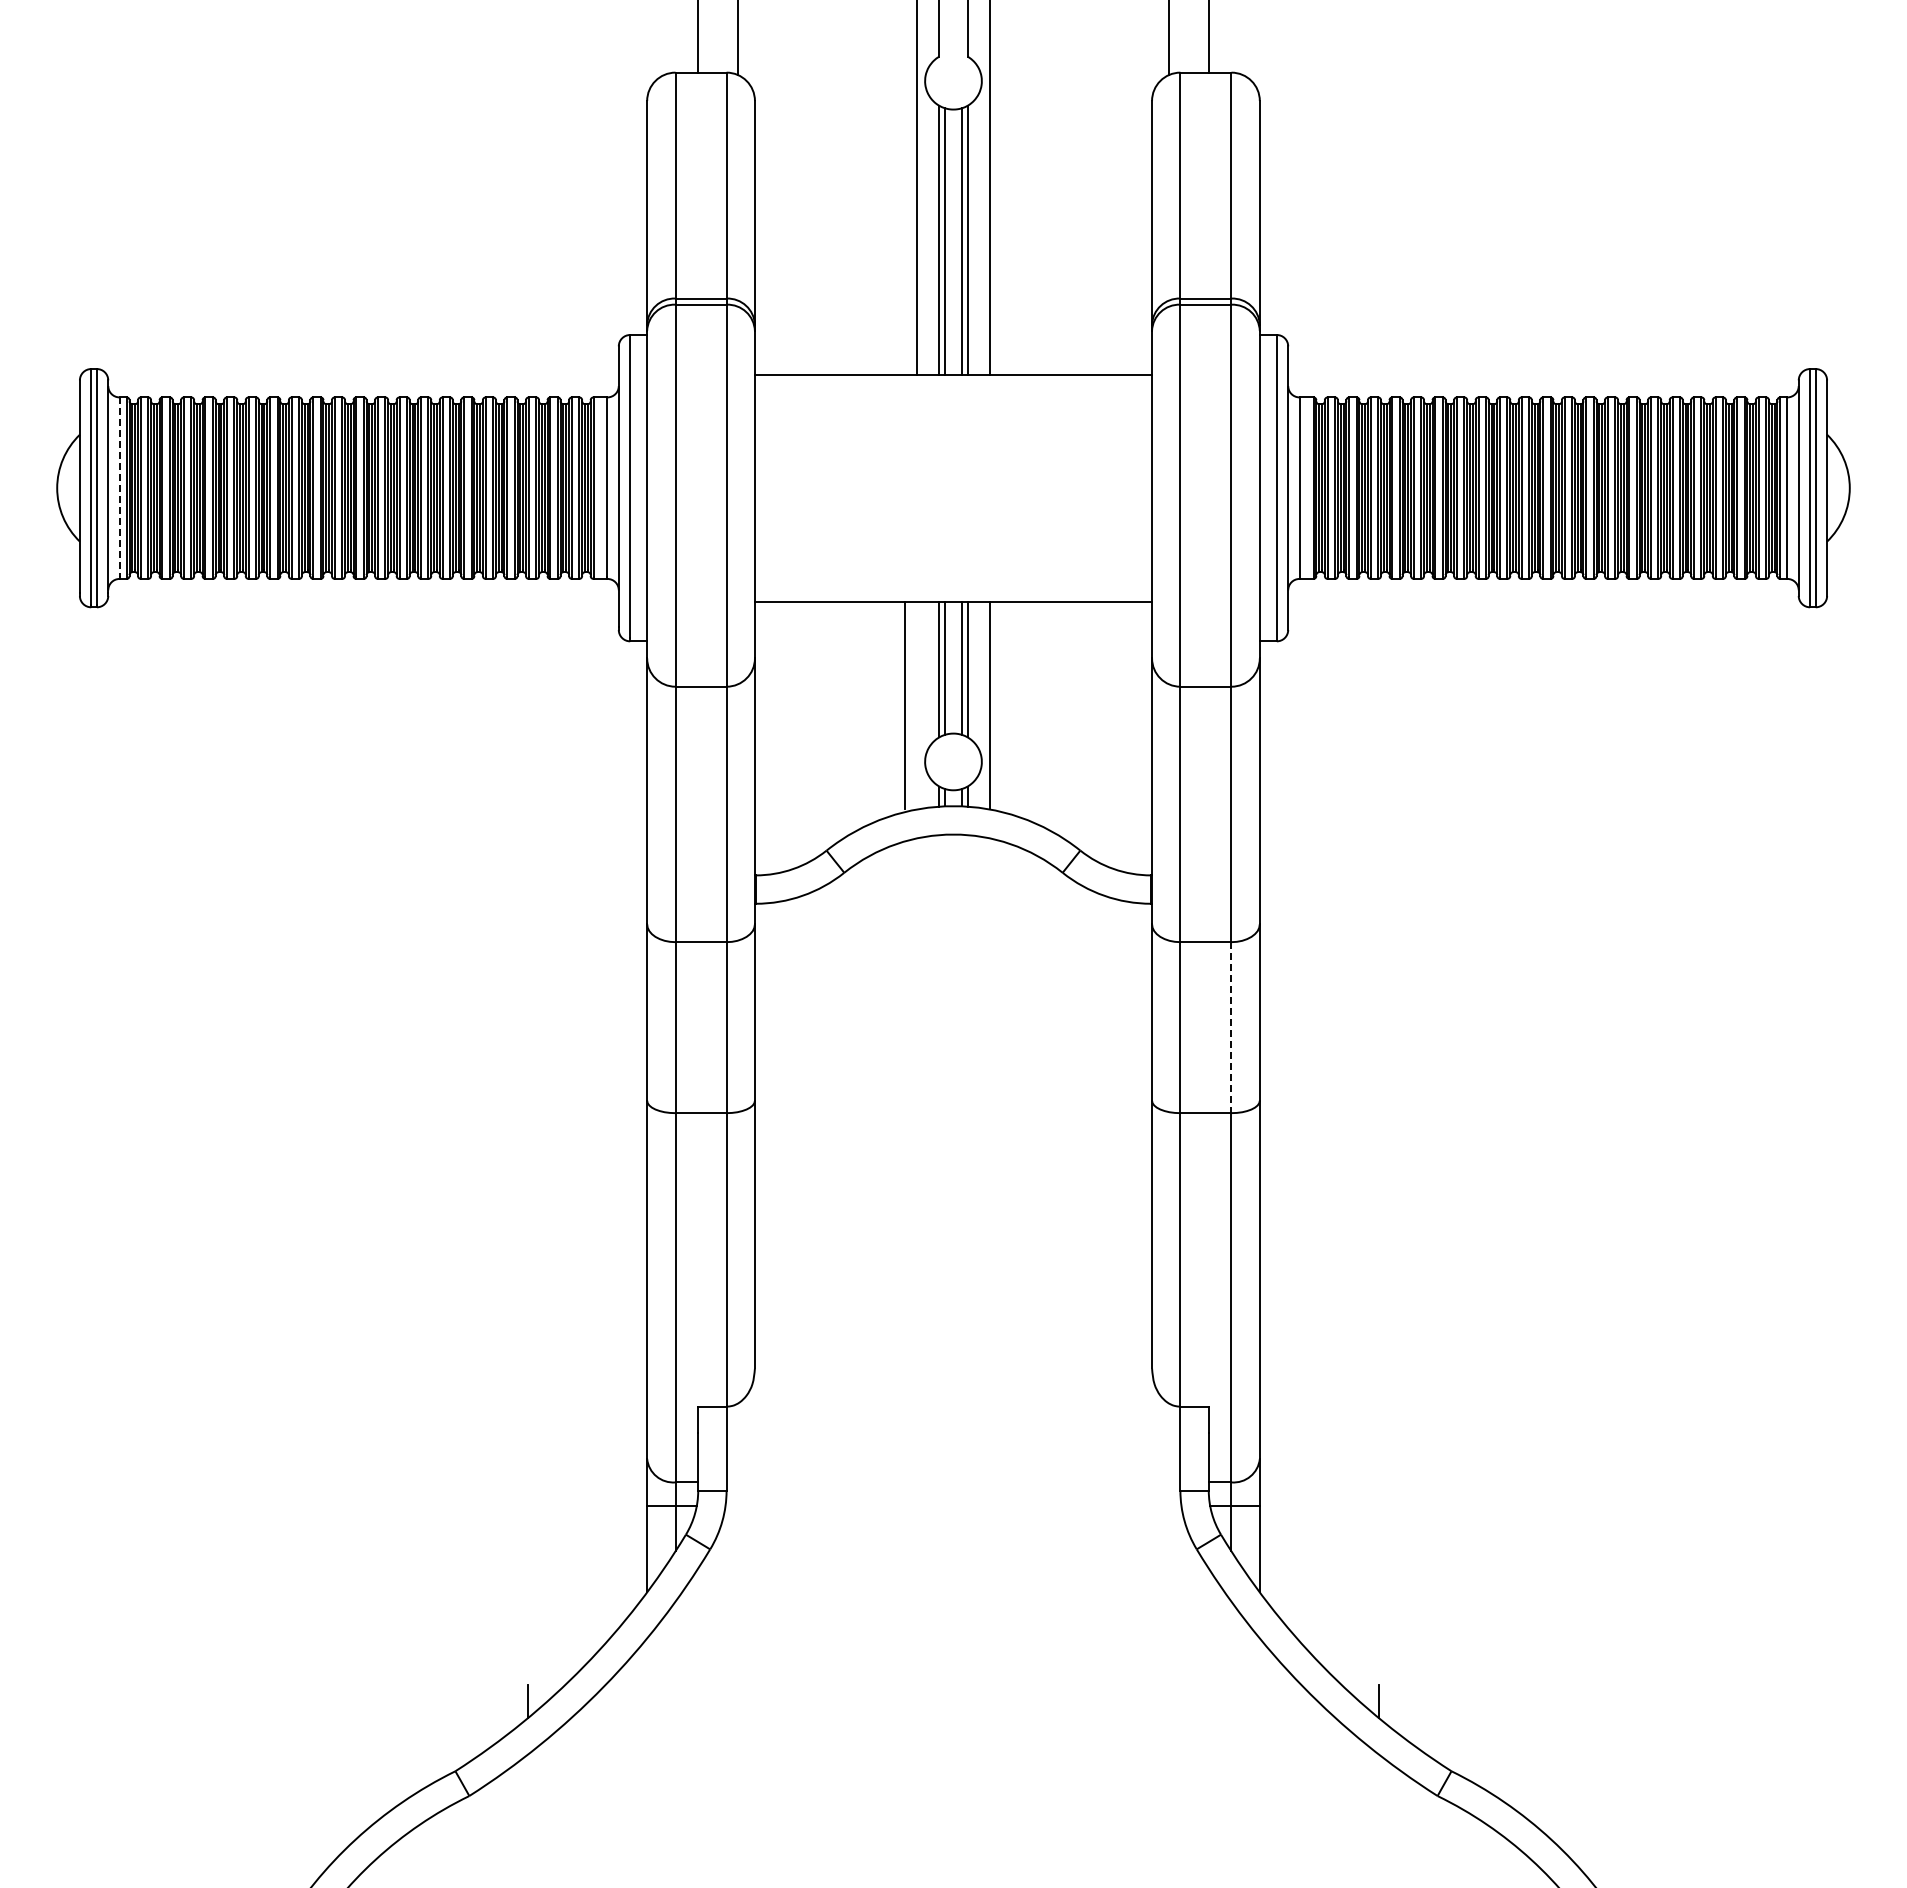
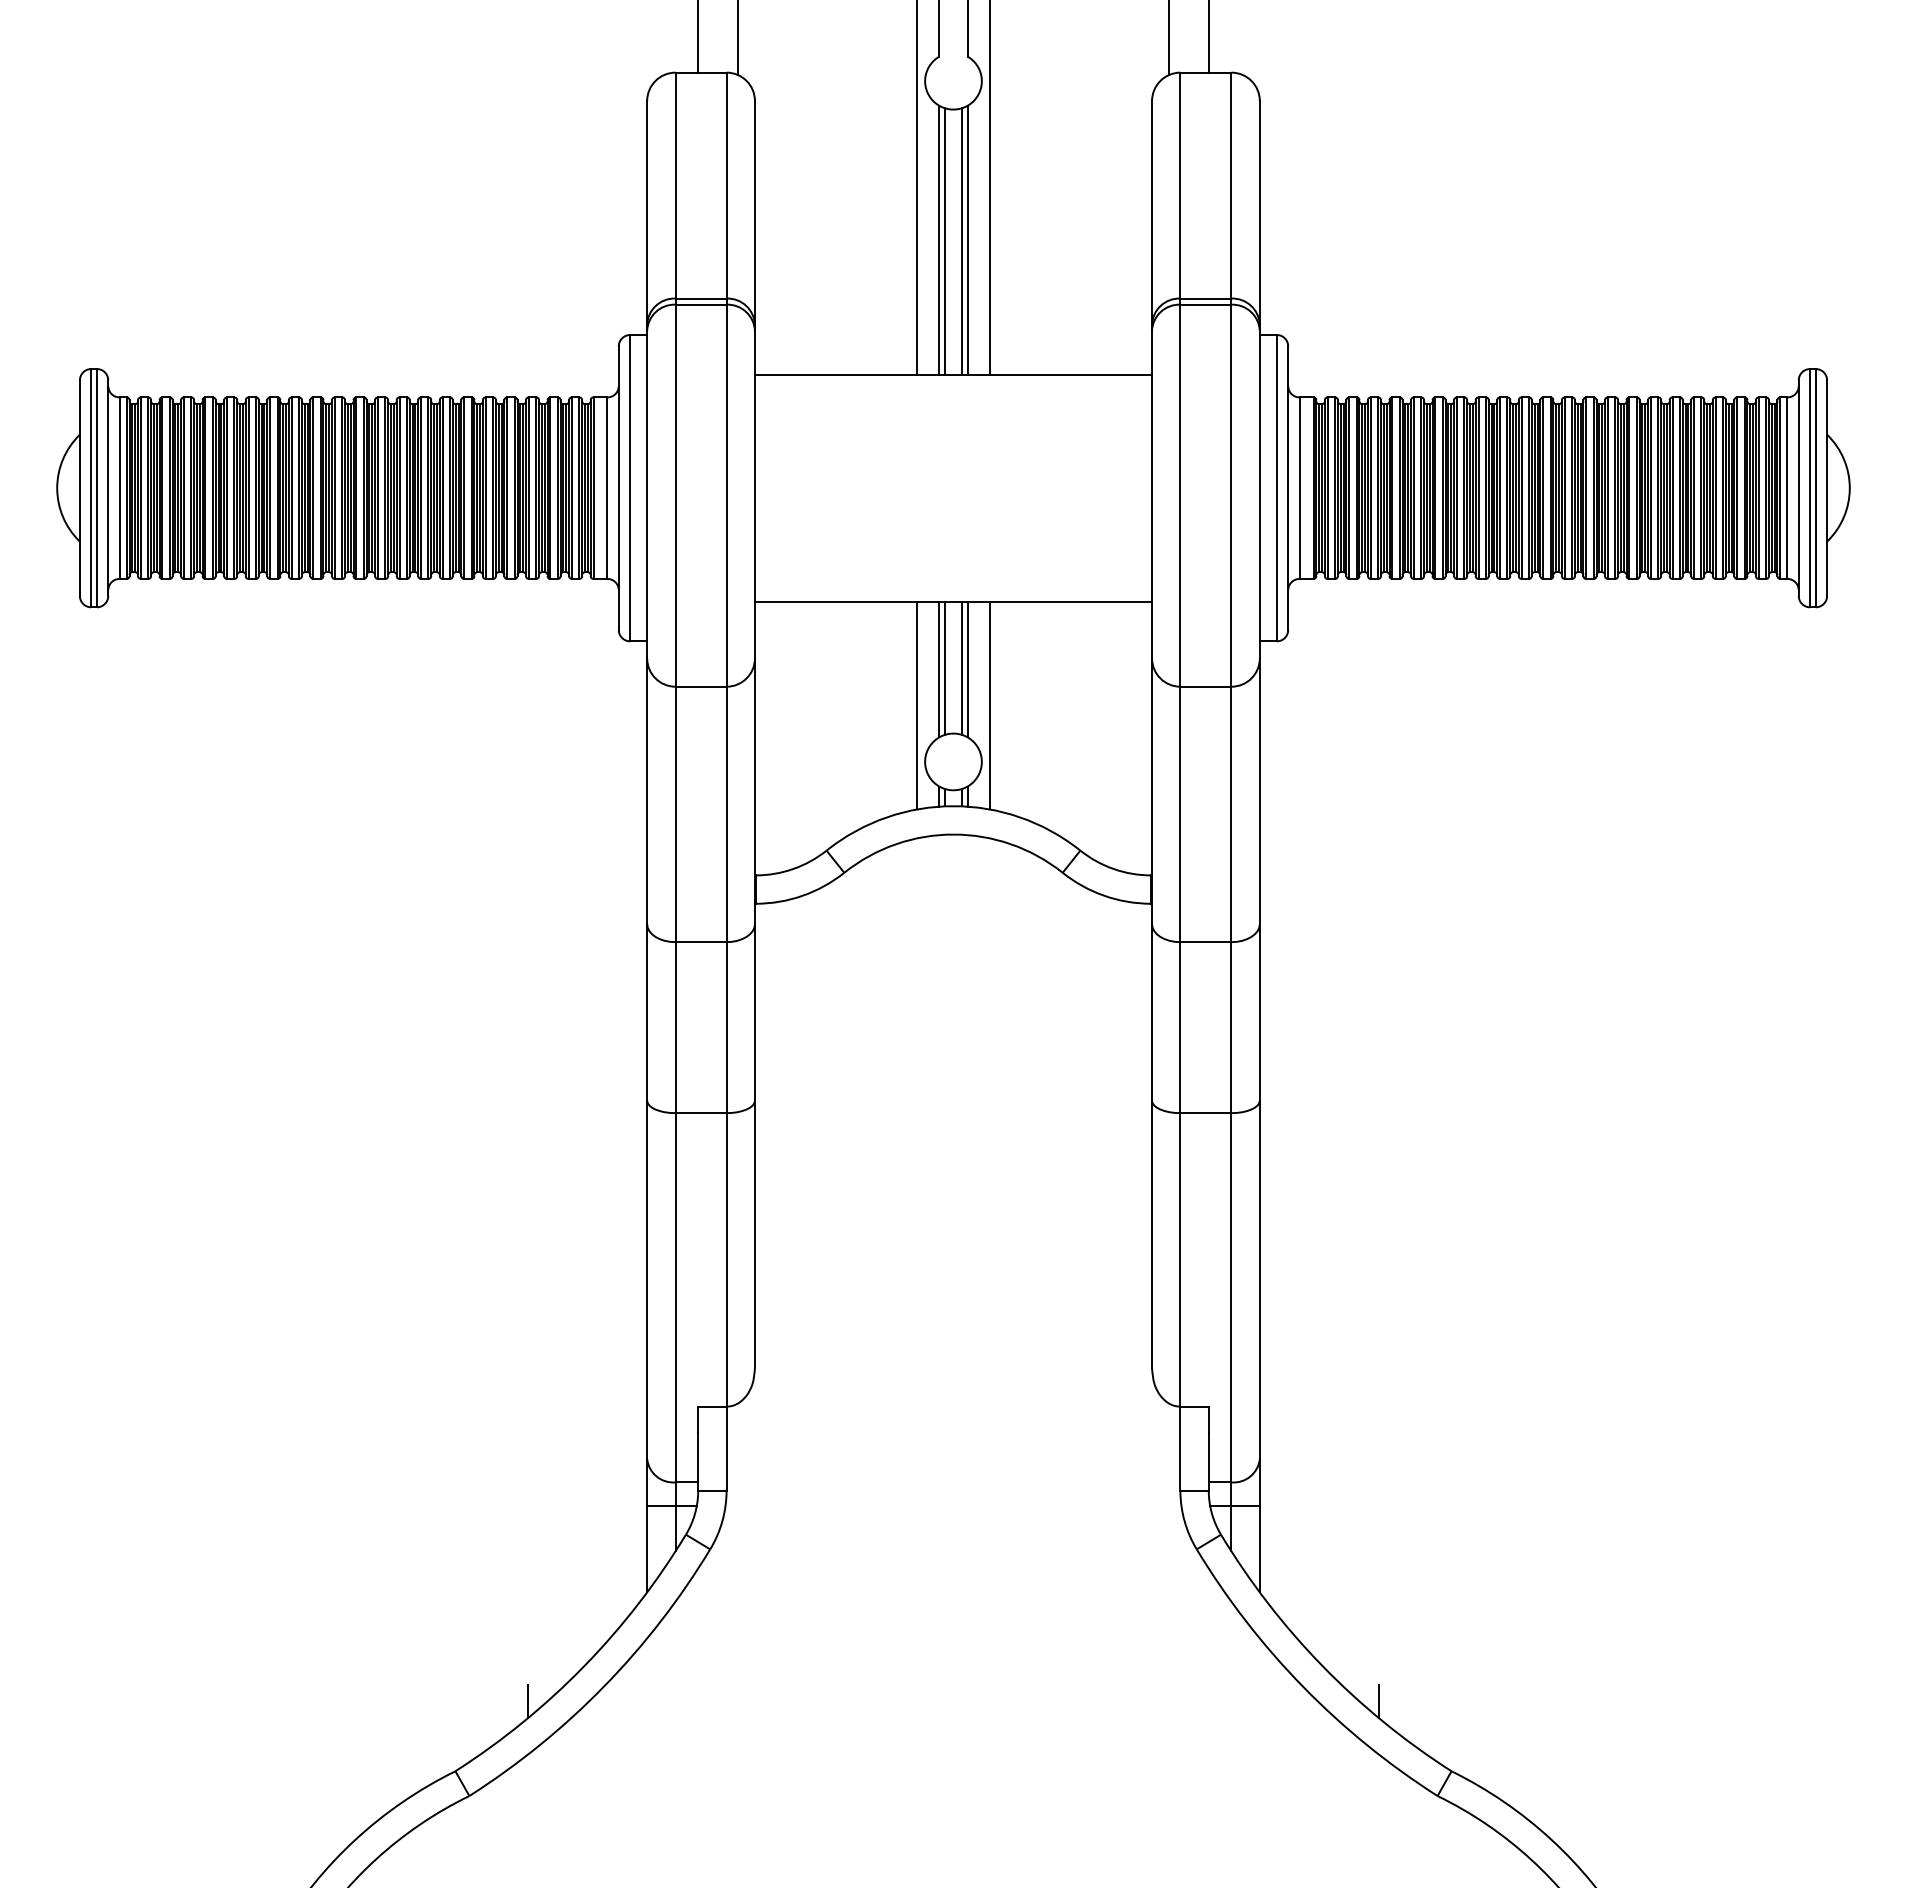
line: dashed -> solid (119, 487)
line position: (905, 705) -> (917, 705) (917, 705)
line: dashed -> solid (1231, 1028)
